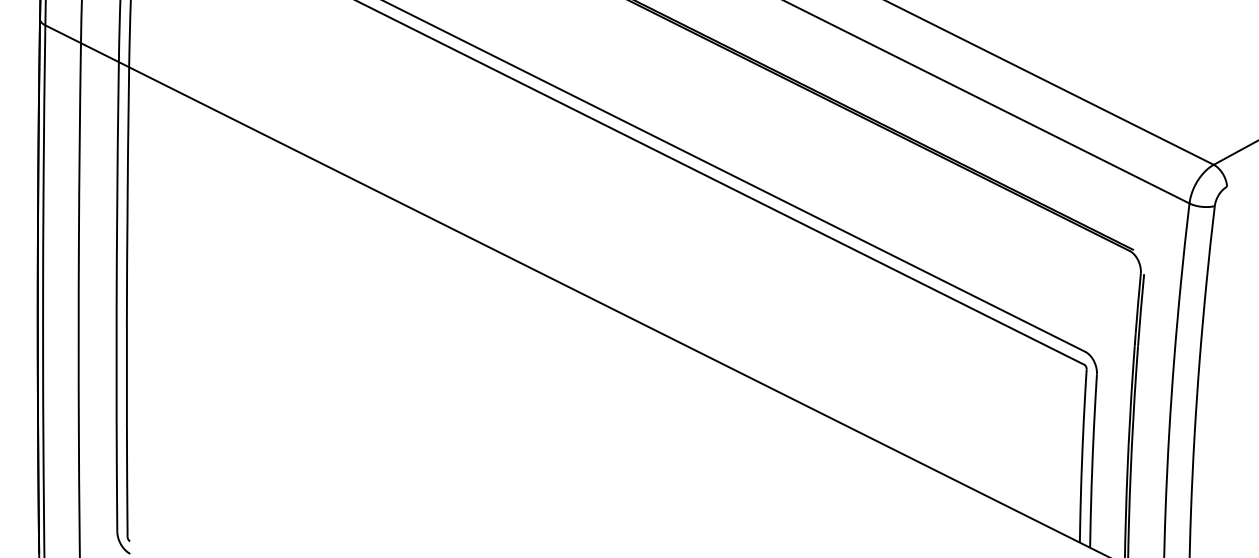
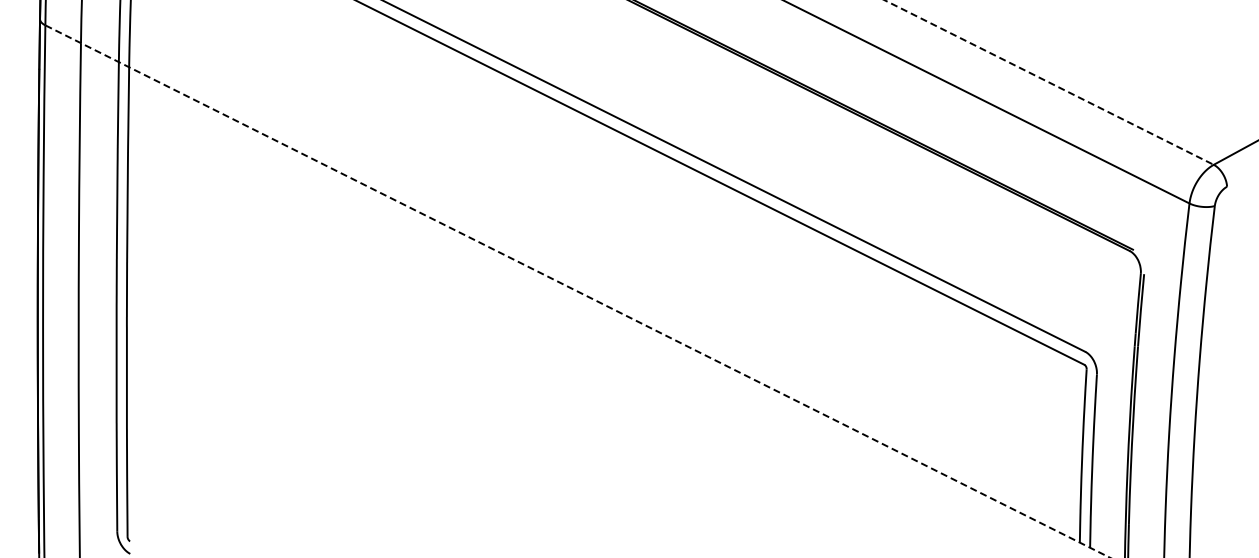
line: solid -> dashed (1049, 82)
line: solid -> dashed (577, 291)
